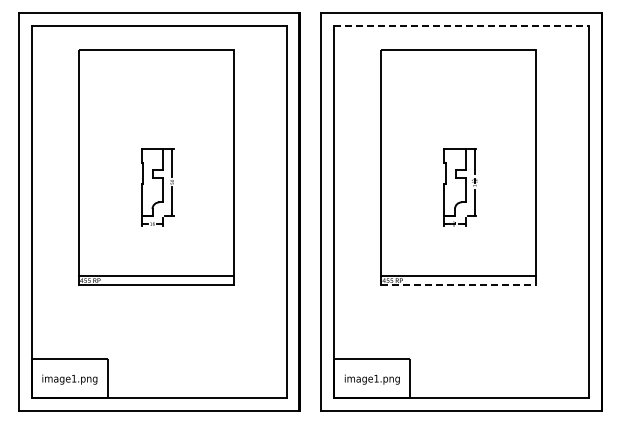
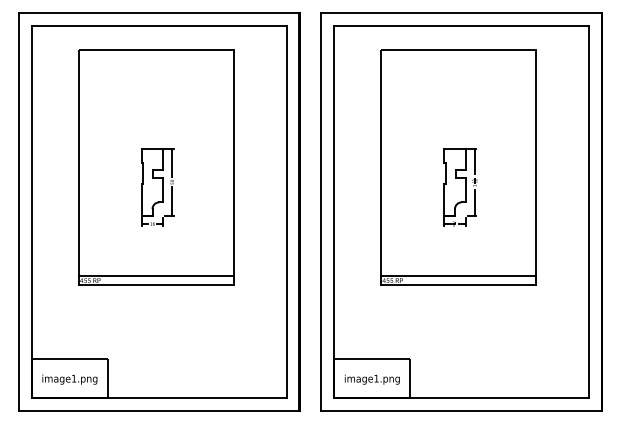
line: dashed -> solid (462, 26)
line: dashed -> solid (459, 284)
